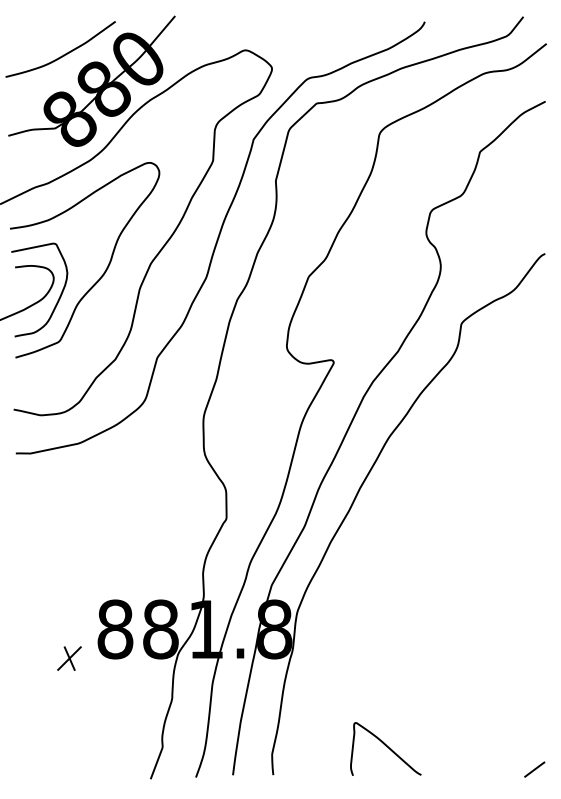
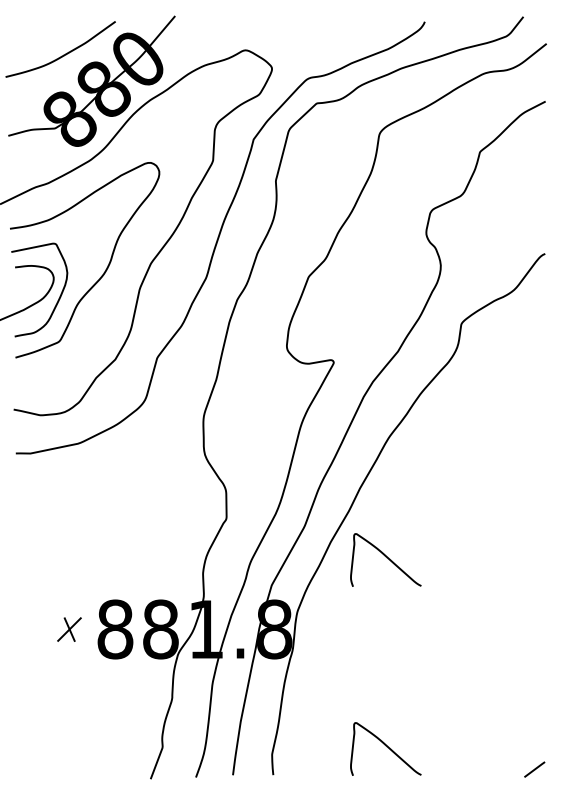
curve: none -> present (385, 557)
part position: (69, 658) -> (69, 629) (69, 629)
